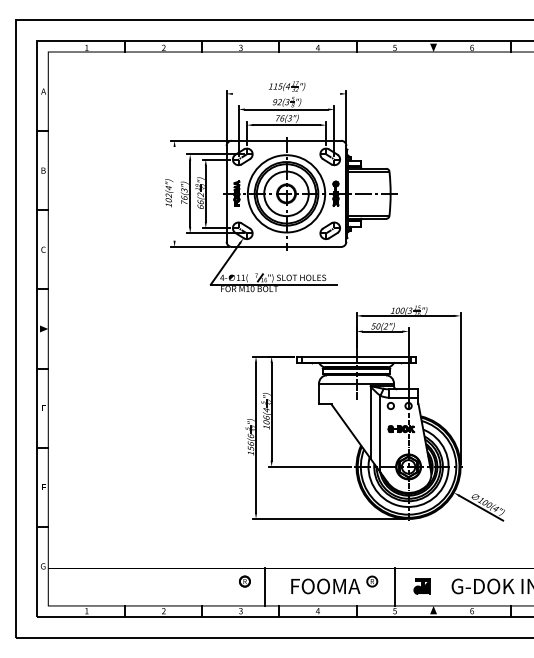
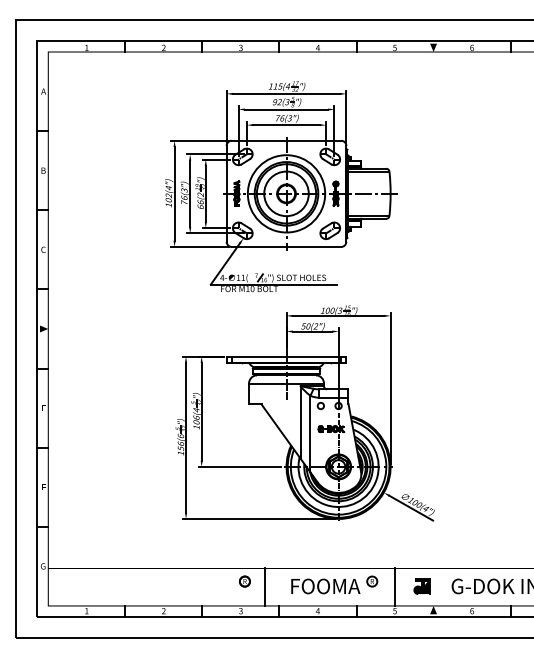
line: none -> present (286, 93)
line: none -> present (174, 193)
part position: (374, 413) -> (304, 413) (304, 413)
